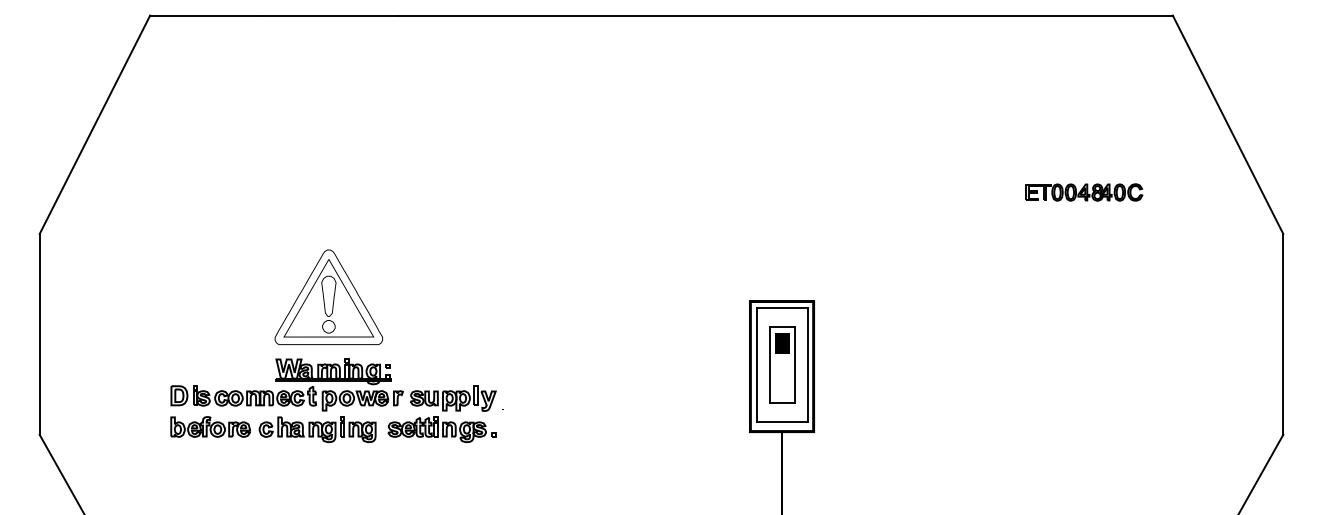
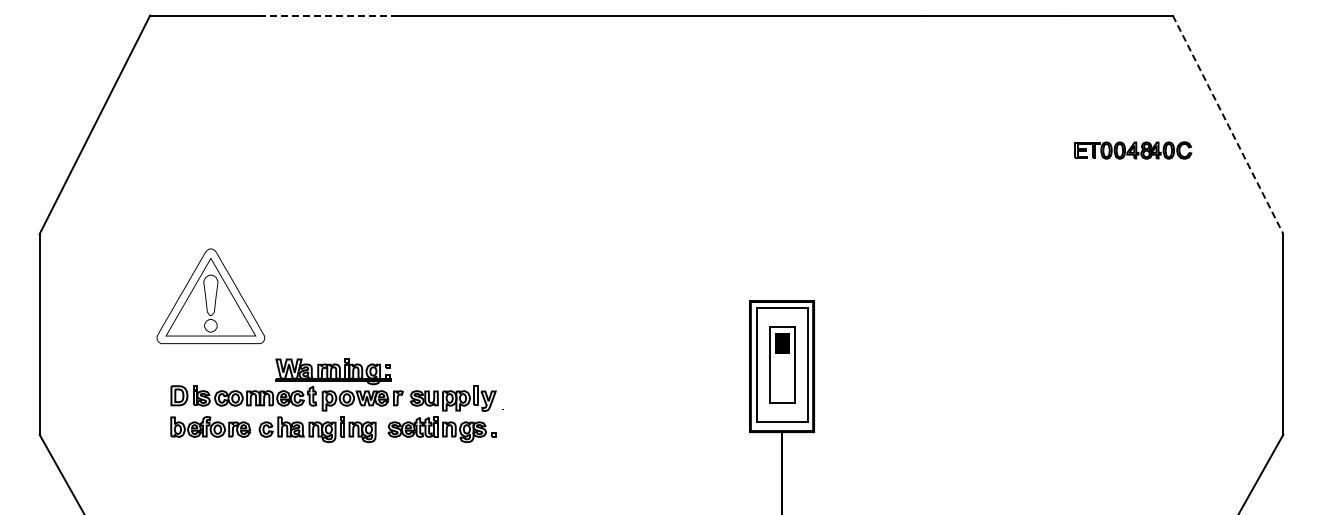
line: solid -> dashed (328, 15)
line: solid -> dashed (1228, 125)
part position: (1084, 192) -> (1133, 150) (1133, 150)
part position: (328, 296) -> (210, 295) (210, 295)
